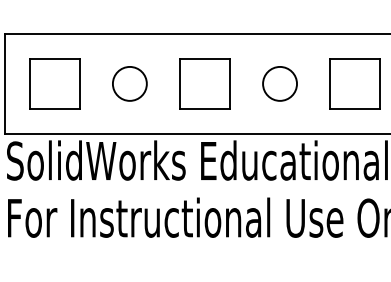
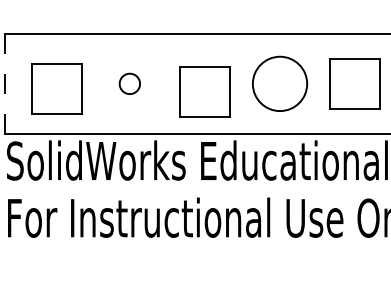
line: solid -> dashed (4, 83)
part position: (54, 83) -> (56, 88) (56, 88)
circle diameter: 34 px -> 20 px (129, 83)
part position: (204, 83) -> (204, 91) (204, 91)
circle diameter: 34 px -> 54 px (279, 83)
